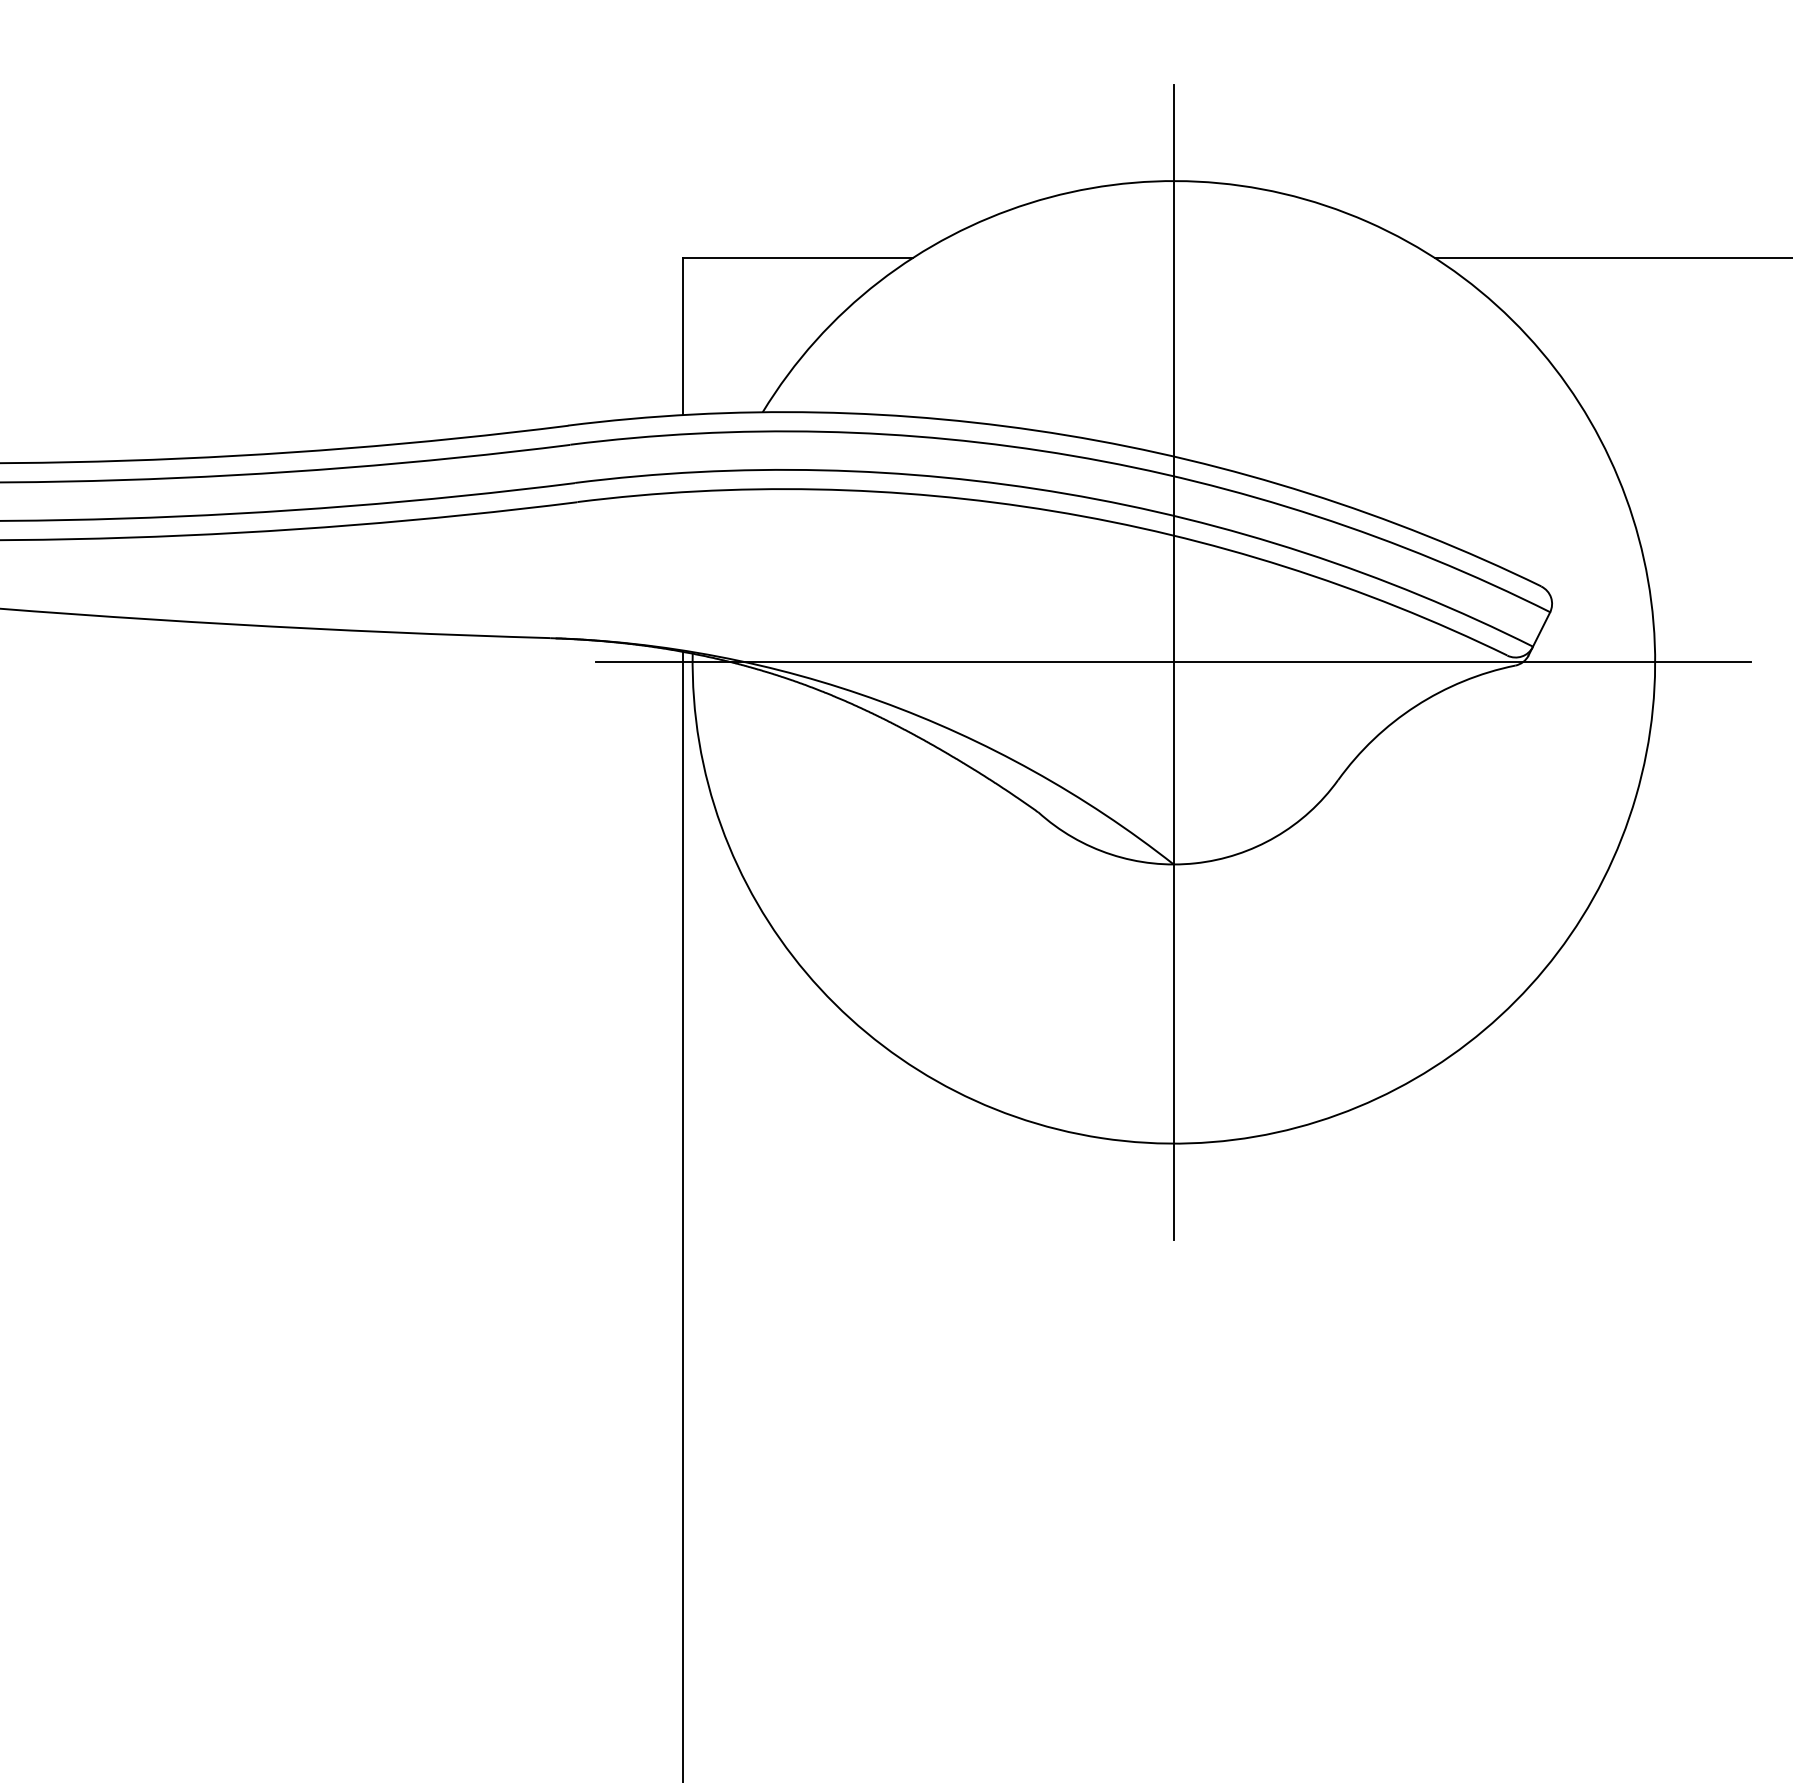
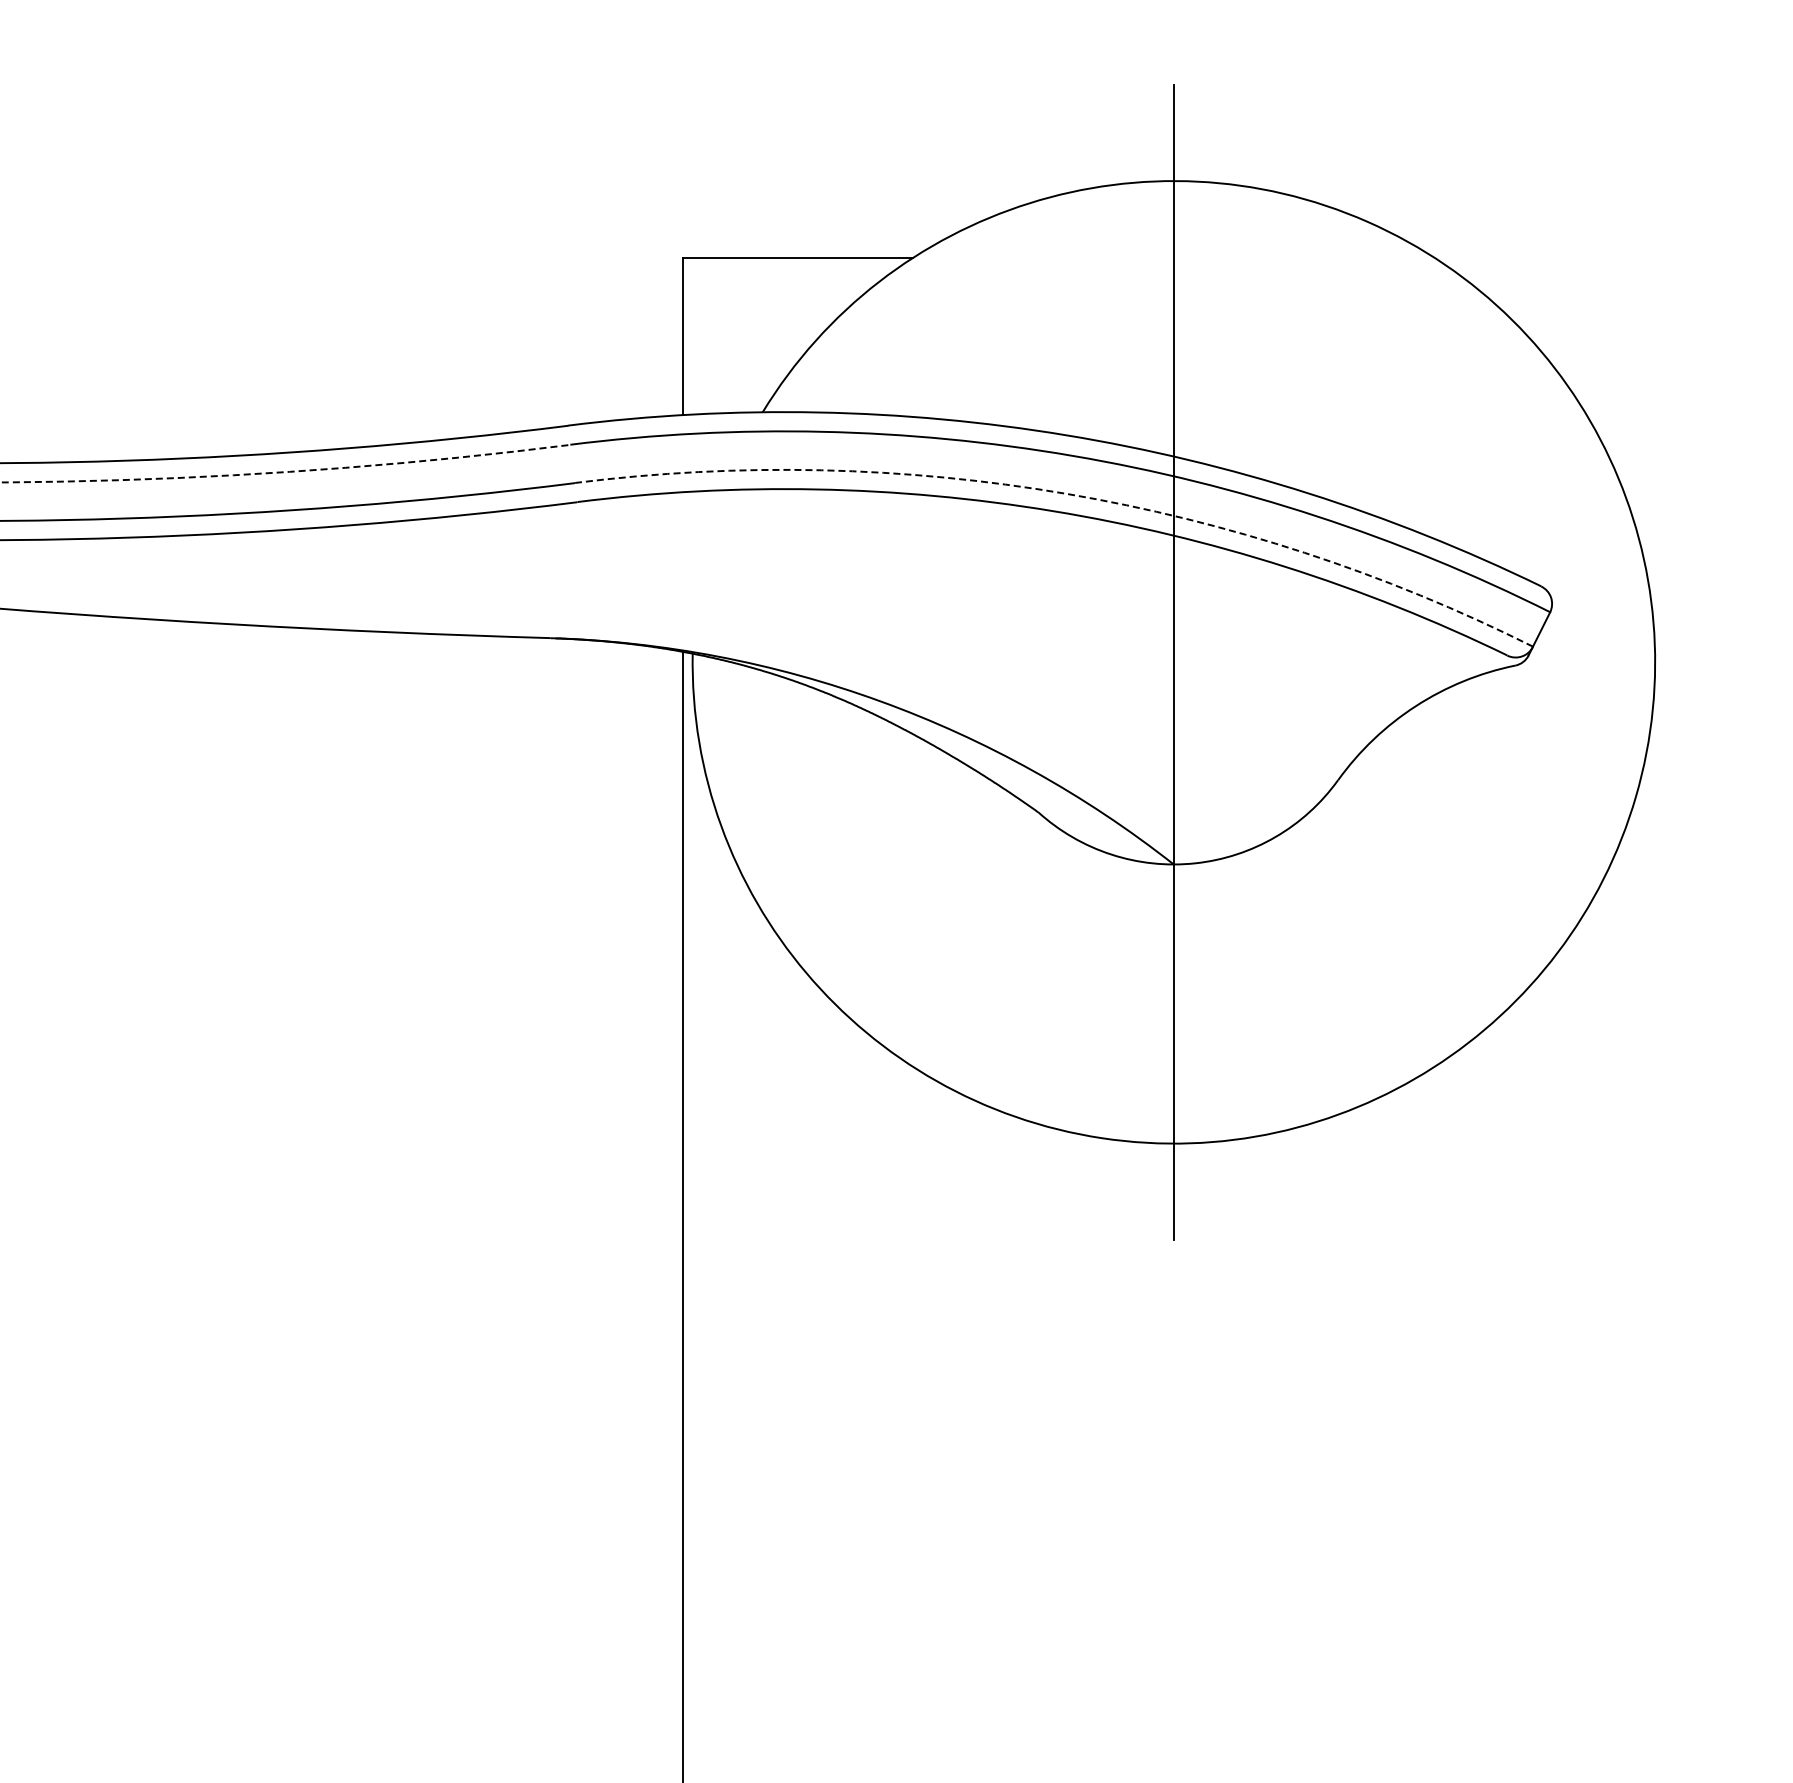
line: present -> none (1611, 258)
arc: solid -> dashed (285, 472)
arc: solid -> dashed (1066, 493)
line: present -> none (1173, 662)
